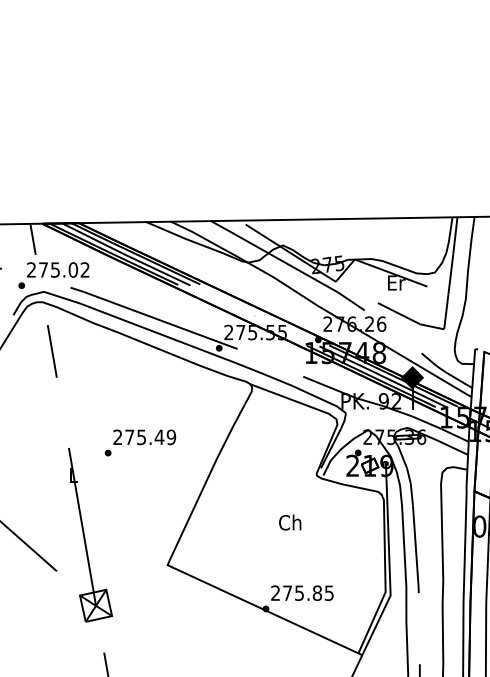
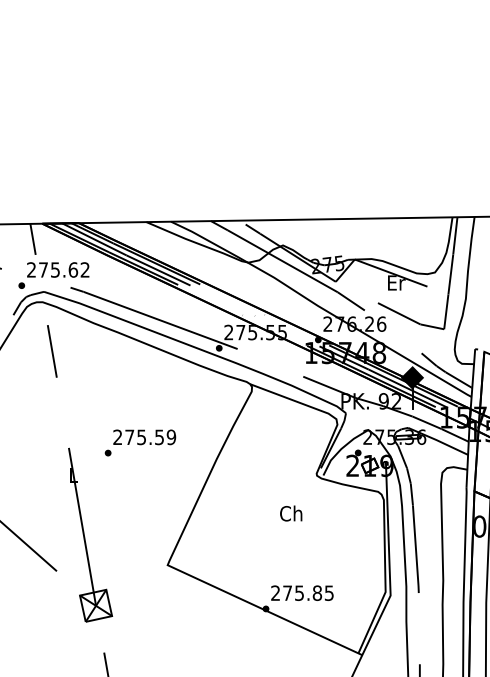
text: 275.02 -> 275.62 (73, 269)
text: 275.49 -> 275.59 (159, 437)
text position: (290, 522) -> (291, 513) (291, 513)
